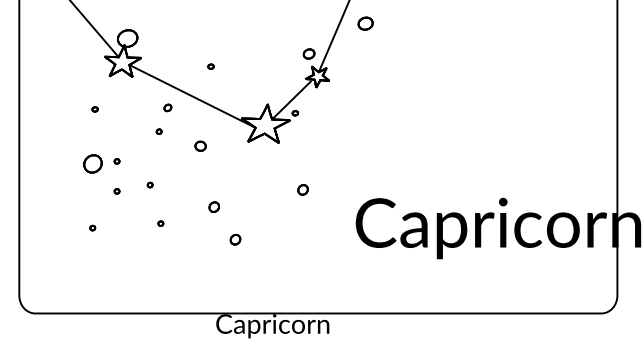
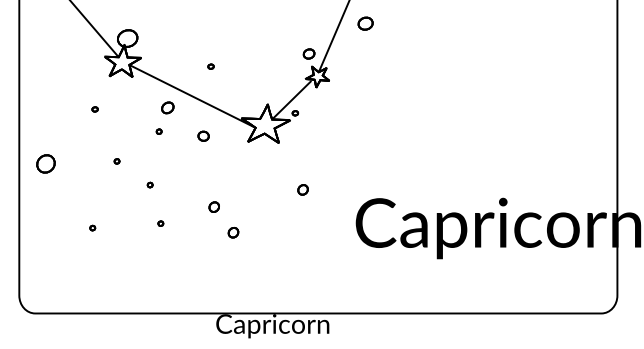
part size: 10x10 px -> 14x14 px (167, 107)
part position: (200, 145) -> (203, 135) (203, 135)
part position: (92, 163) -> (45, 163) (45, 163)
part: present -> none (116, 191)
part position: (235, 239) -> (233, 232) (233, 232)
